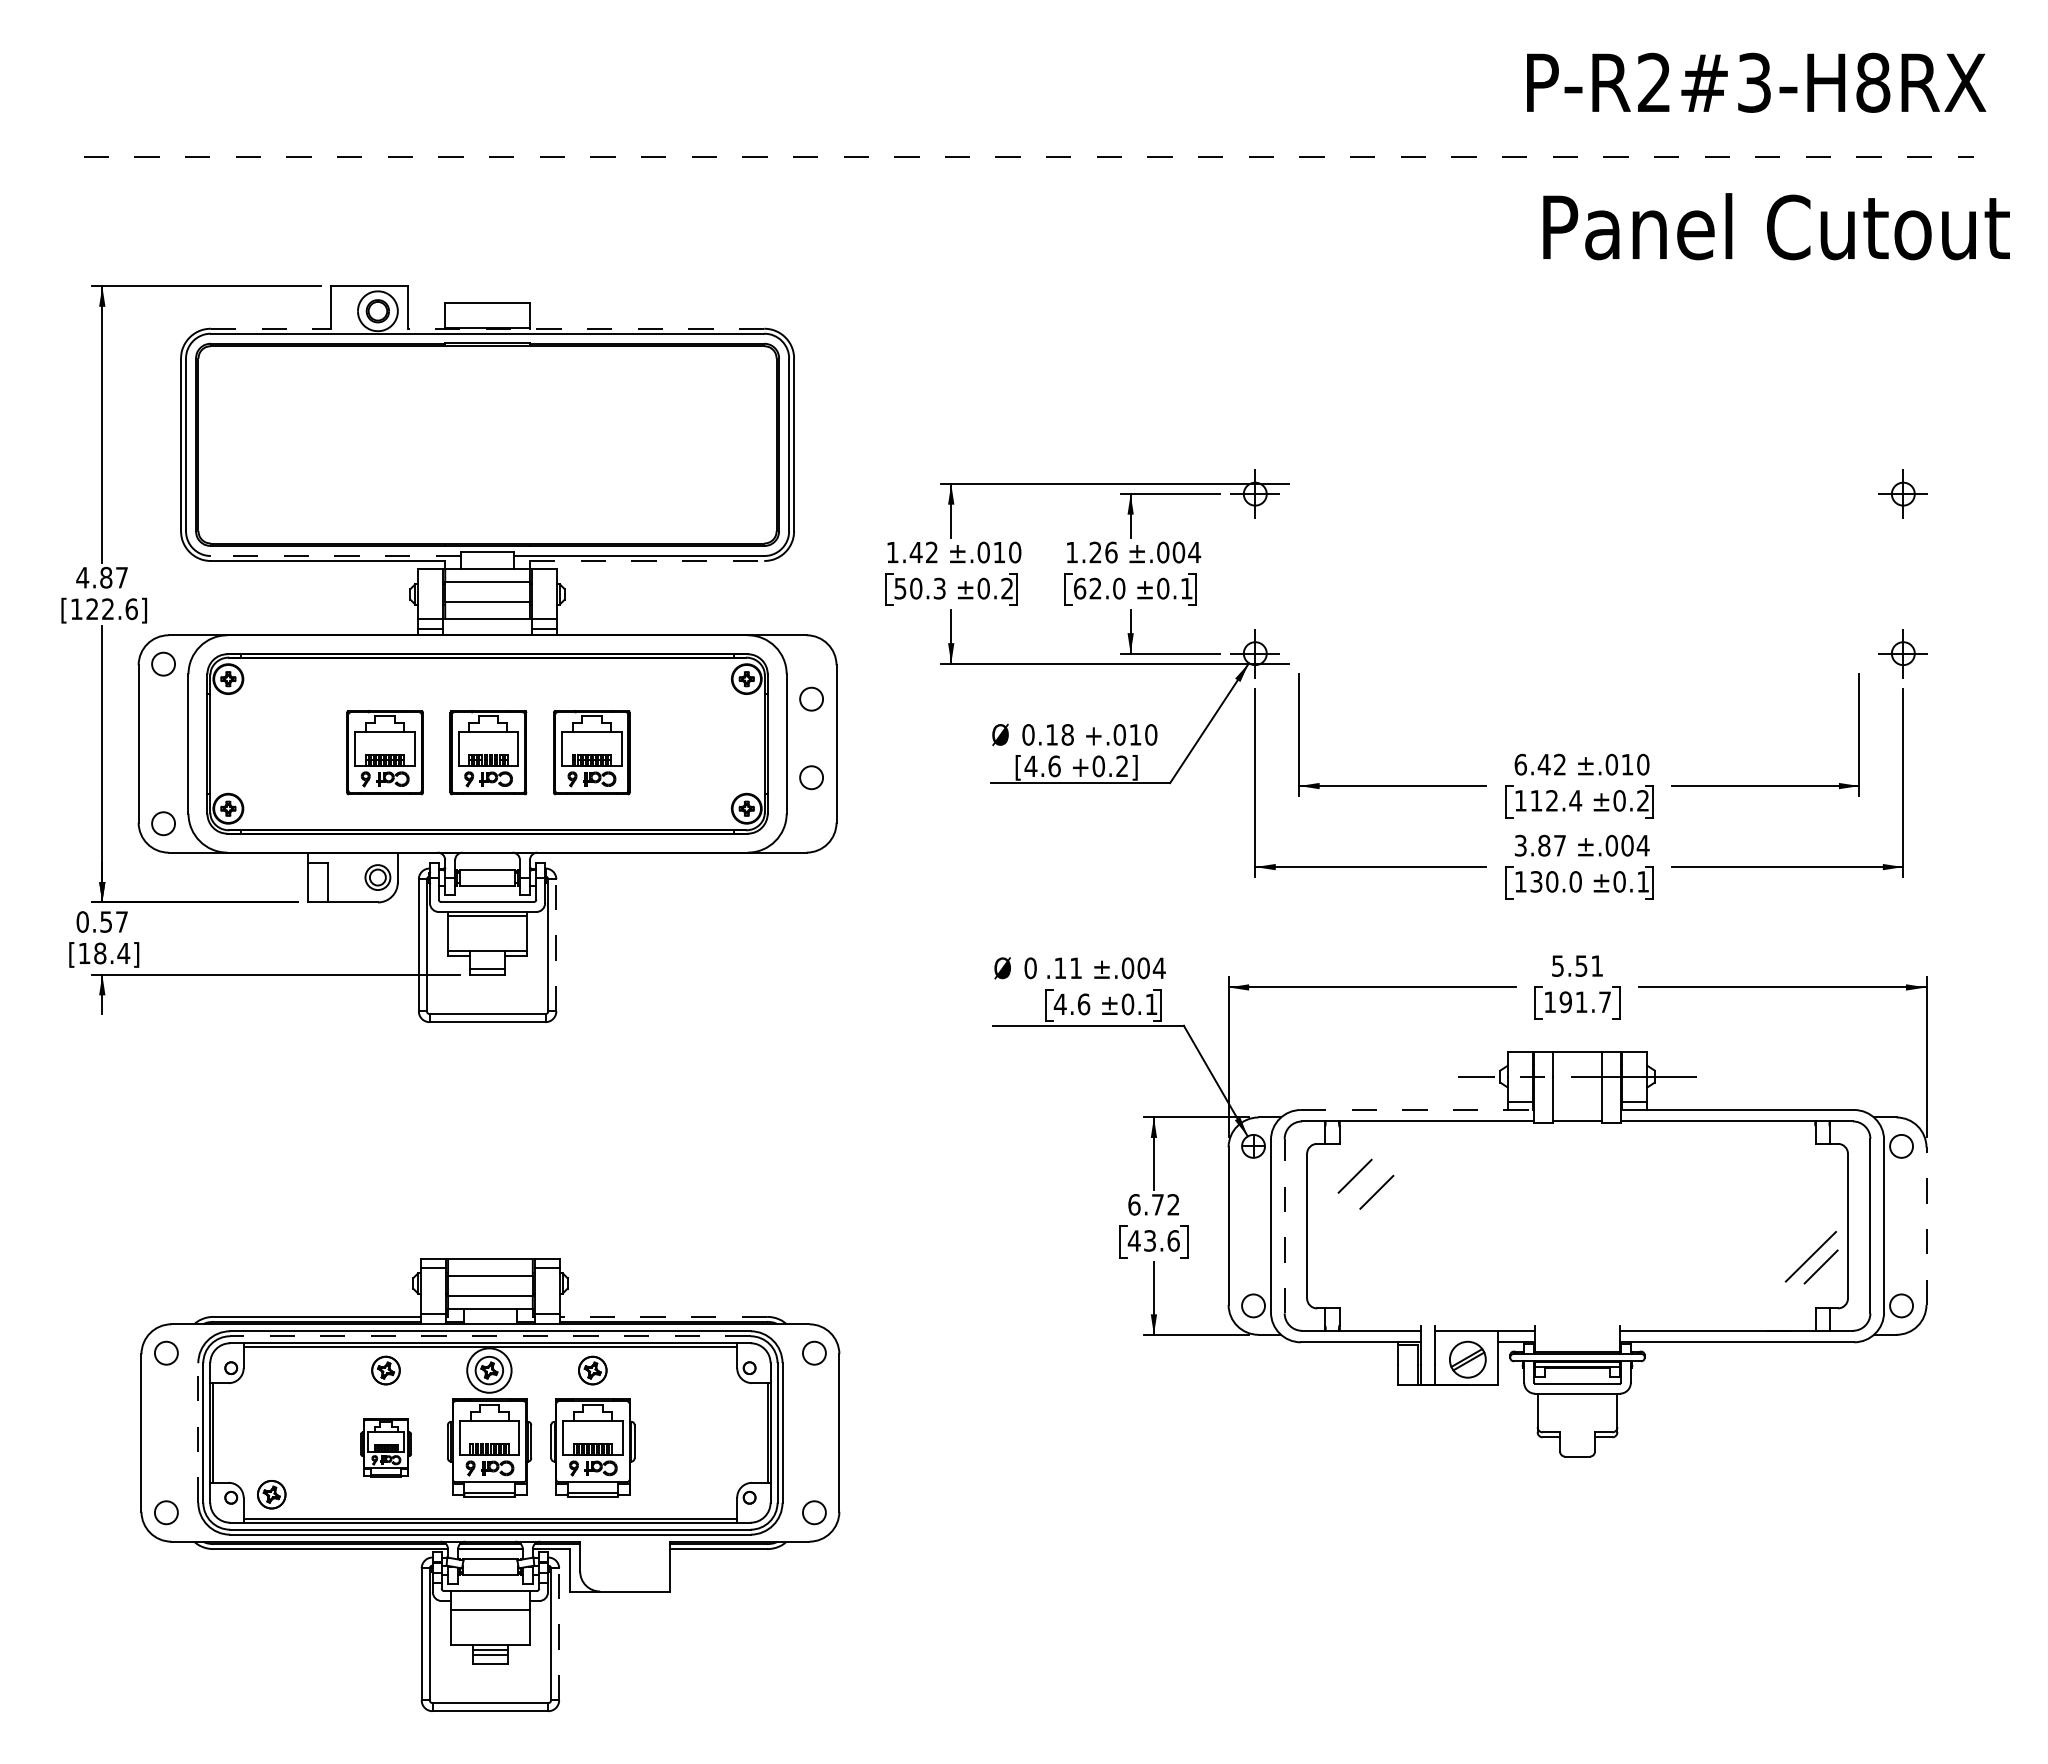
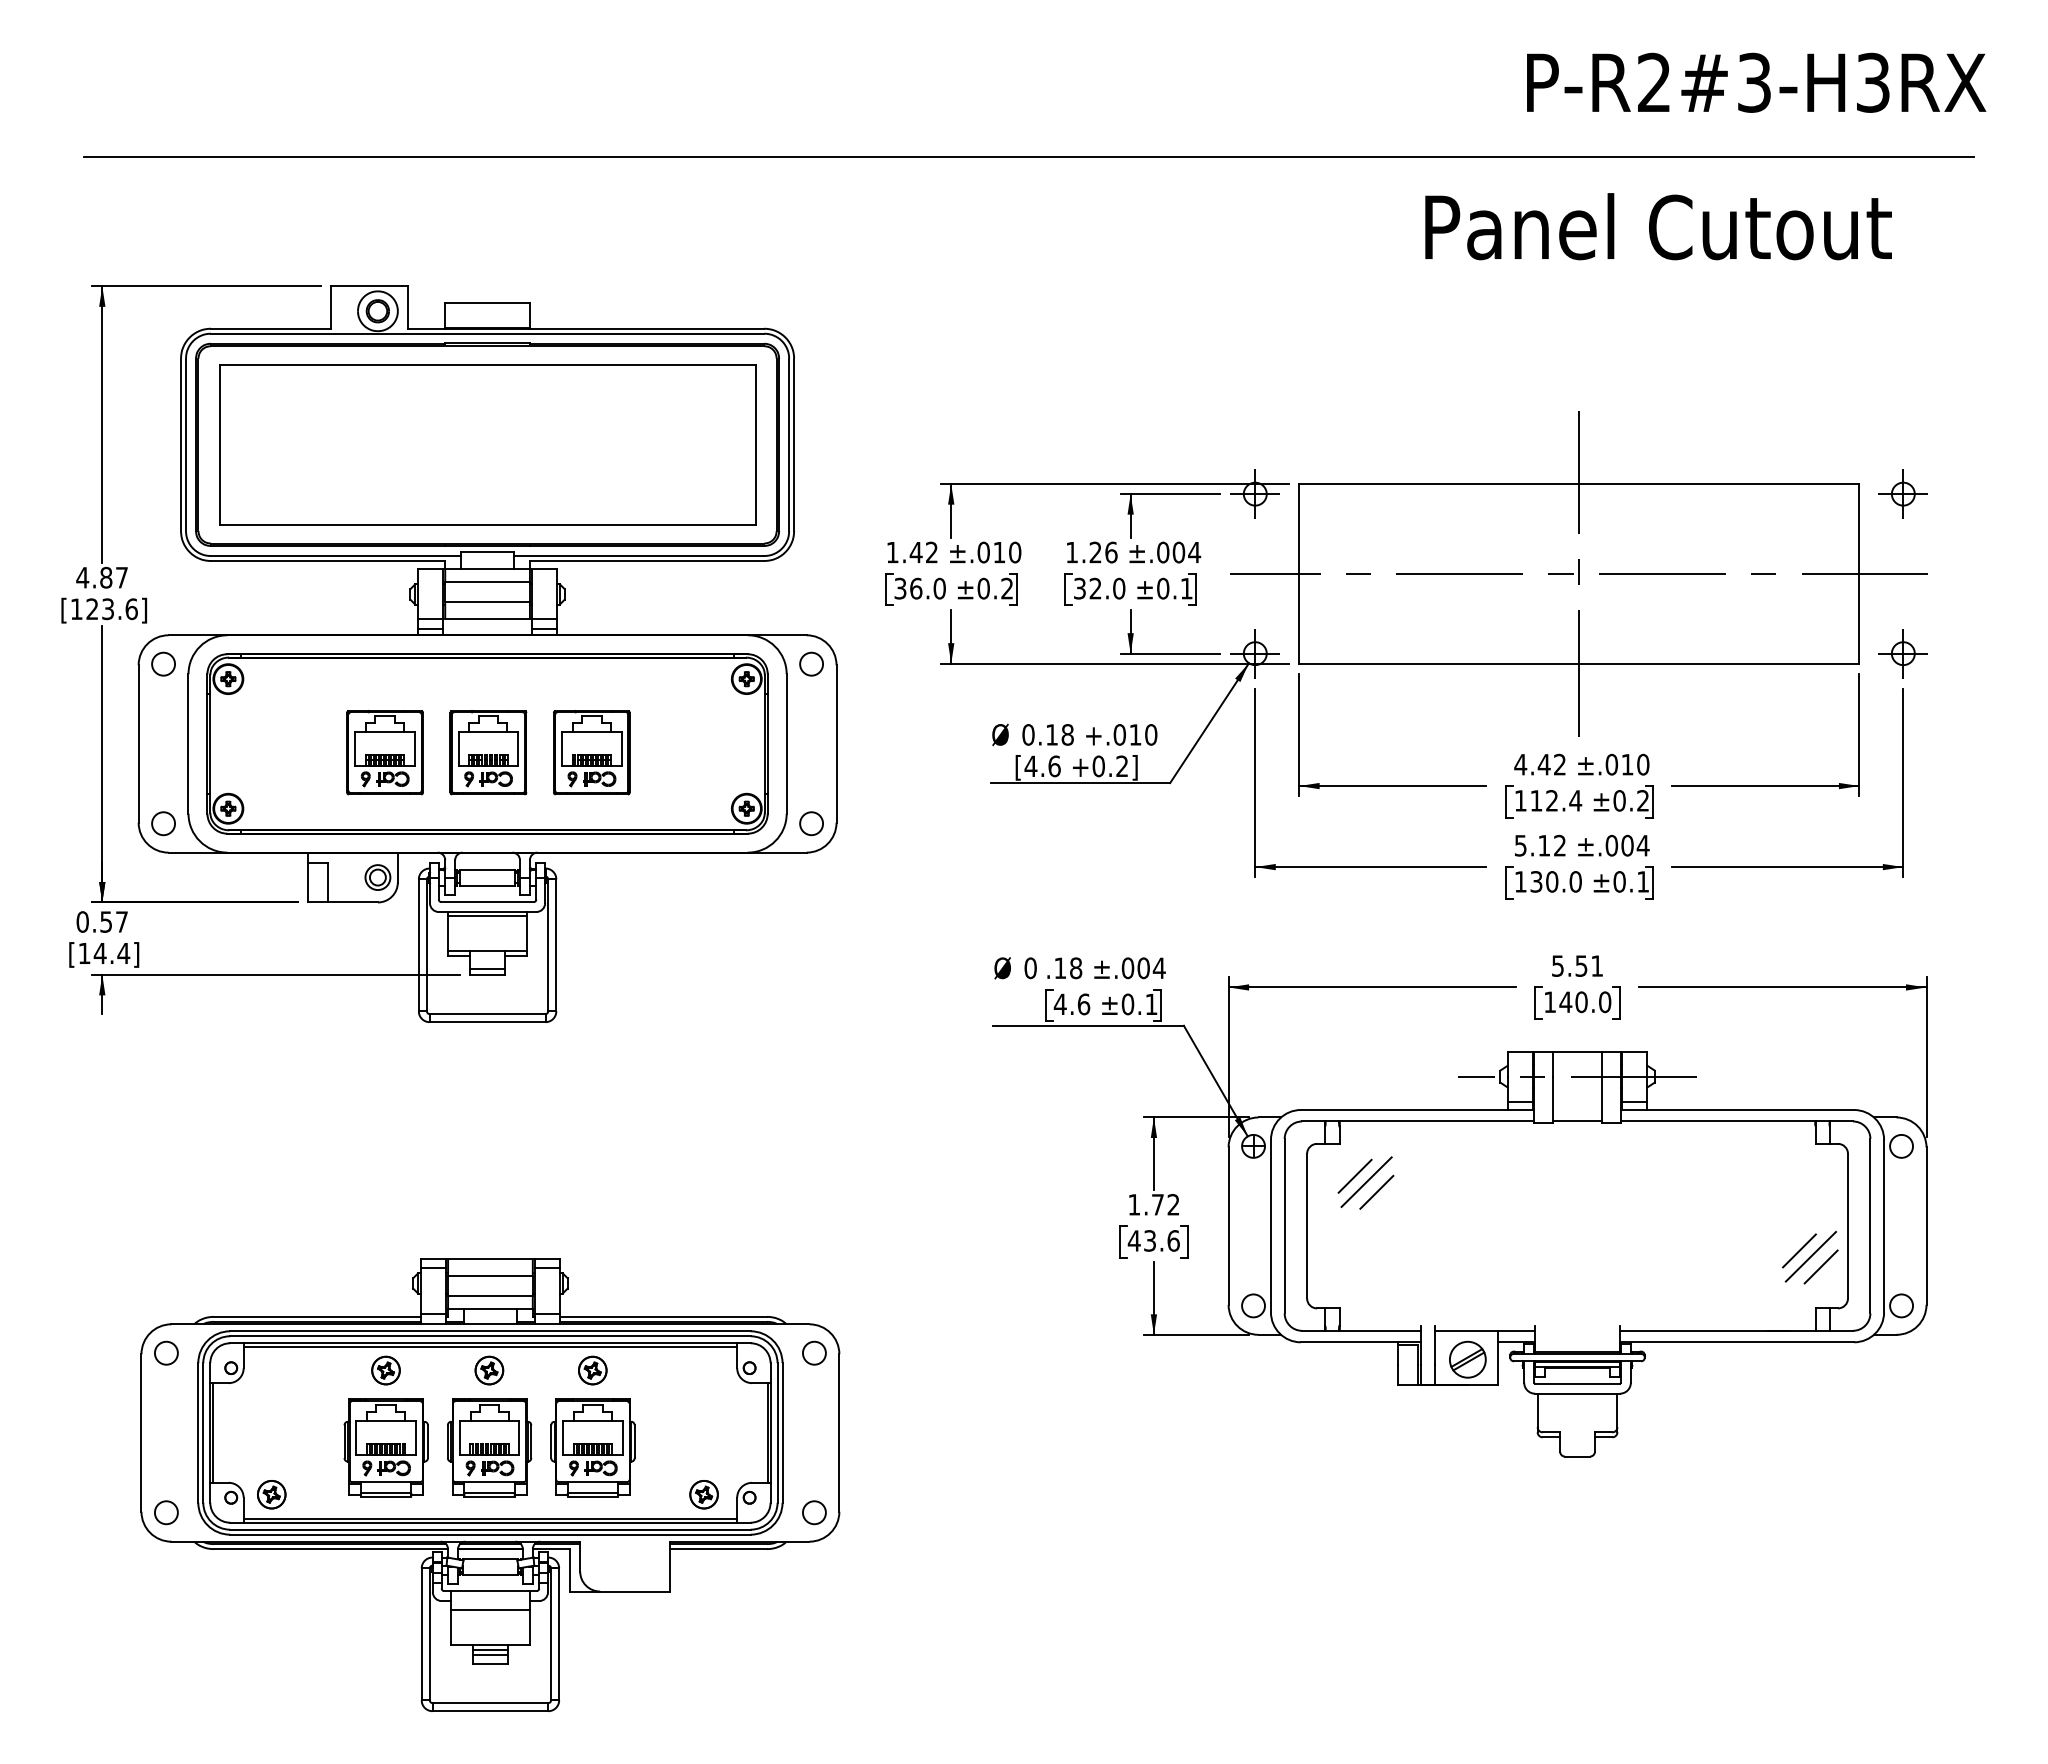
text: P-R2#3-H8RX -> P-R2#3-H3RX (1873, 82)
line: dashed -> solid (1029, 157)
text position: (1776, 226) -> (1658, 226) (1658, 226)
line: dashed -> solid (270, 328)
line: dashed -> solid (585, 328)
part: none -> present (487, 444)
line: dashed -> solid (335, 556)
line: dashed -> solid (647, 561)
part: none -> present (1578, 573)
text: 50.3 -> 36.0 (920, 588)
text: 62.0 -> 32.0 (1080, 588)
text: [122.6] -> [123.6] (107, 609)
circle position: (811, 698) -> (811, 663) (811, 663)
text: 6.42 -> 4.42 (1520, 764)
circle position: (811, 777) -> (811, 823) (811, 823)
text: 3.87 -> 5.12 (1540, 845)
line: dashed -> solid (556, 944)
text: [18.4] -> [14.4] (99, 953)
text: .11 -> .18 (1076, 968)
text: 191.7 -> 140.0 (1585, 1002)
line: dashed -> solid (1417, 1110)
line: none -> present (1366, 1181)
text: 6.72 -> 1.72 (1134, 1204)
line: dashed -> solid (1284, 1225)
line: dashed -> solid (1926, 1226)
line: none -> present (1799, 1250)
line: dashed -> solid (663, 1316)
line: dashed -> solid (489, 1336)
circle diameter: 44 px -> 28 px (489, 1370)
line: dashed -> solid (198, 1432)
part size: 52x60 px -> 86x100 px (385, 1447)
part: none -> present (703, 1494)
line: dashed -> solid (559, 1633)
